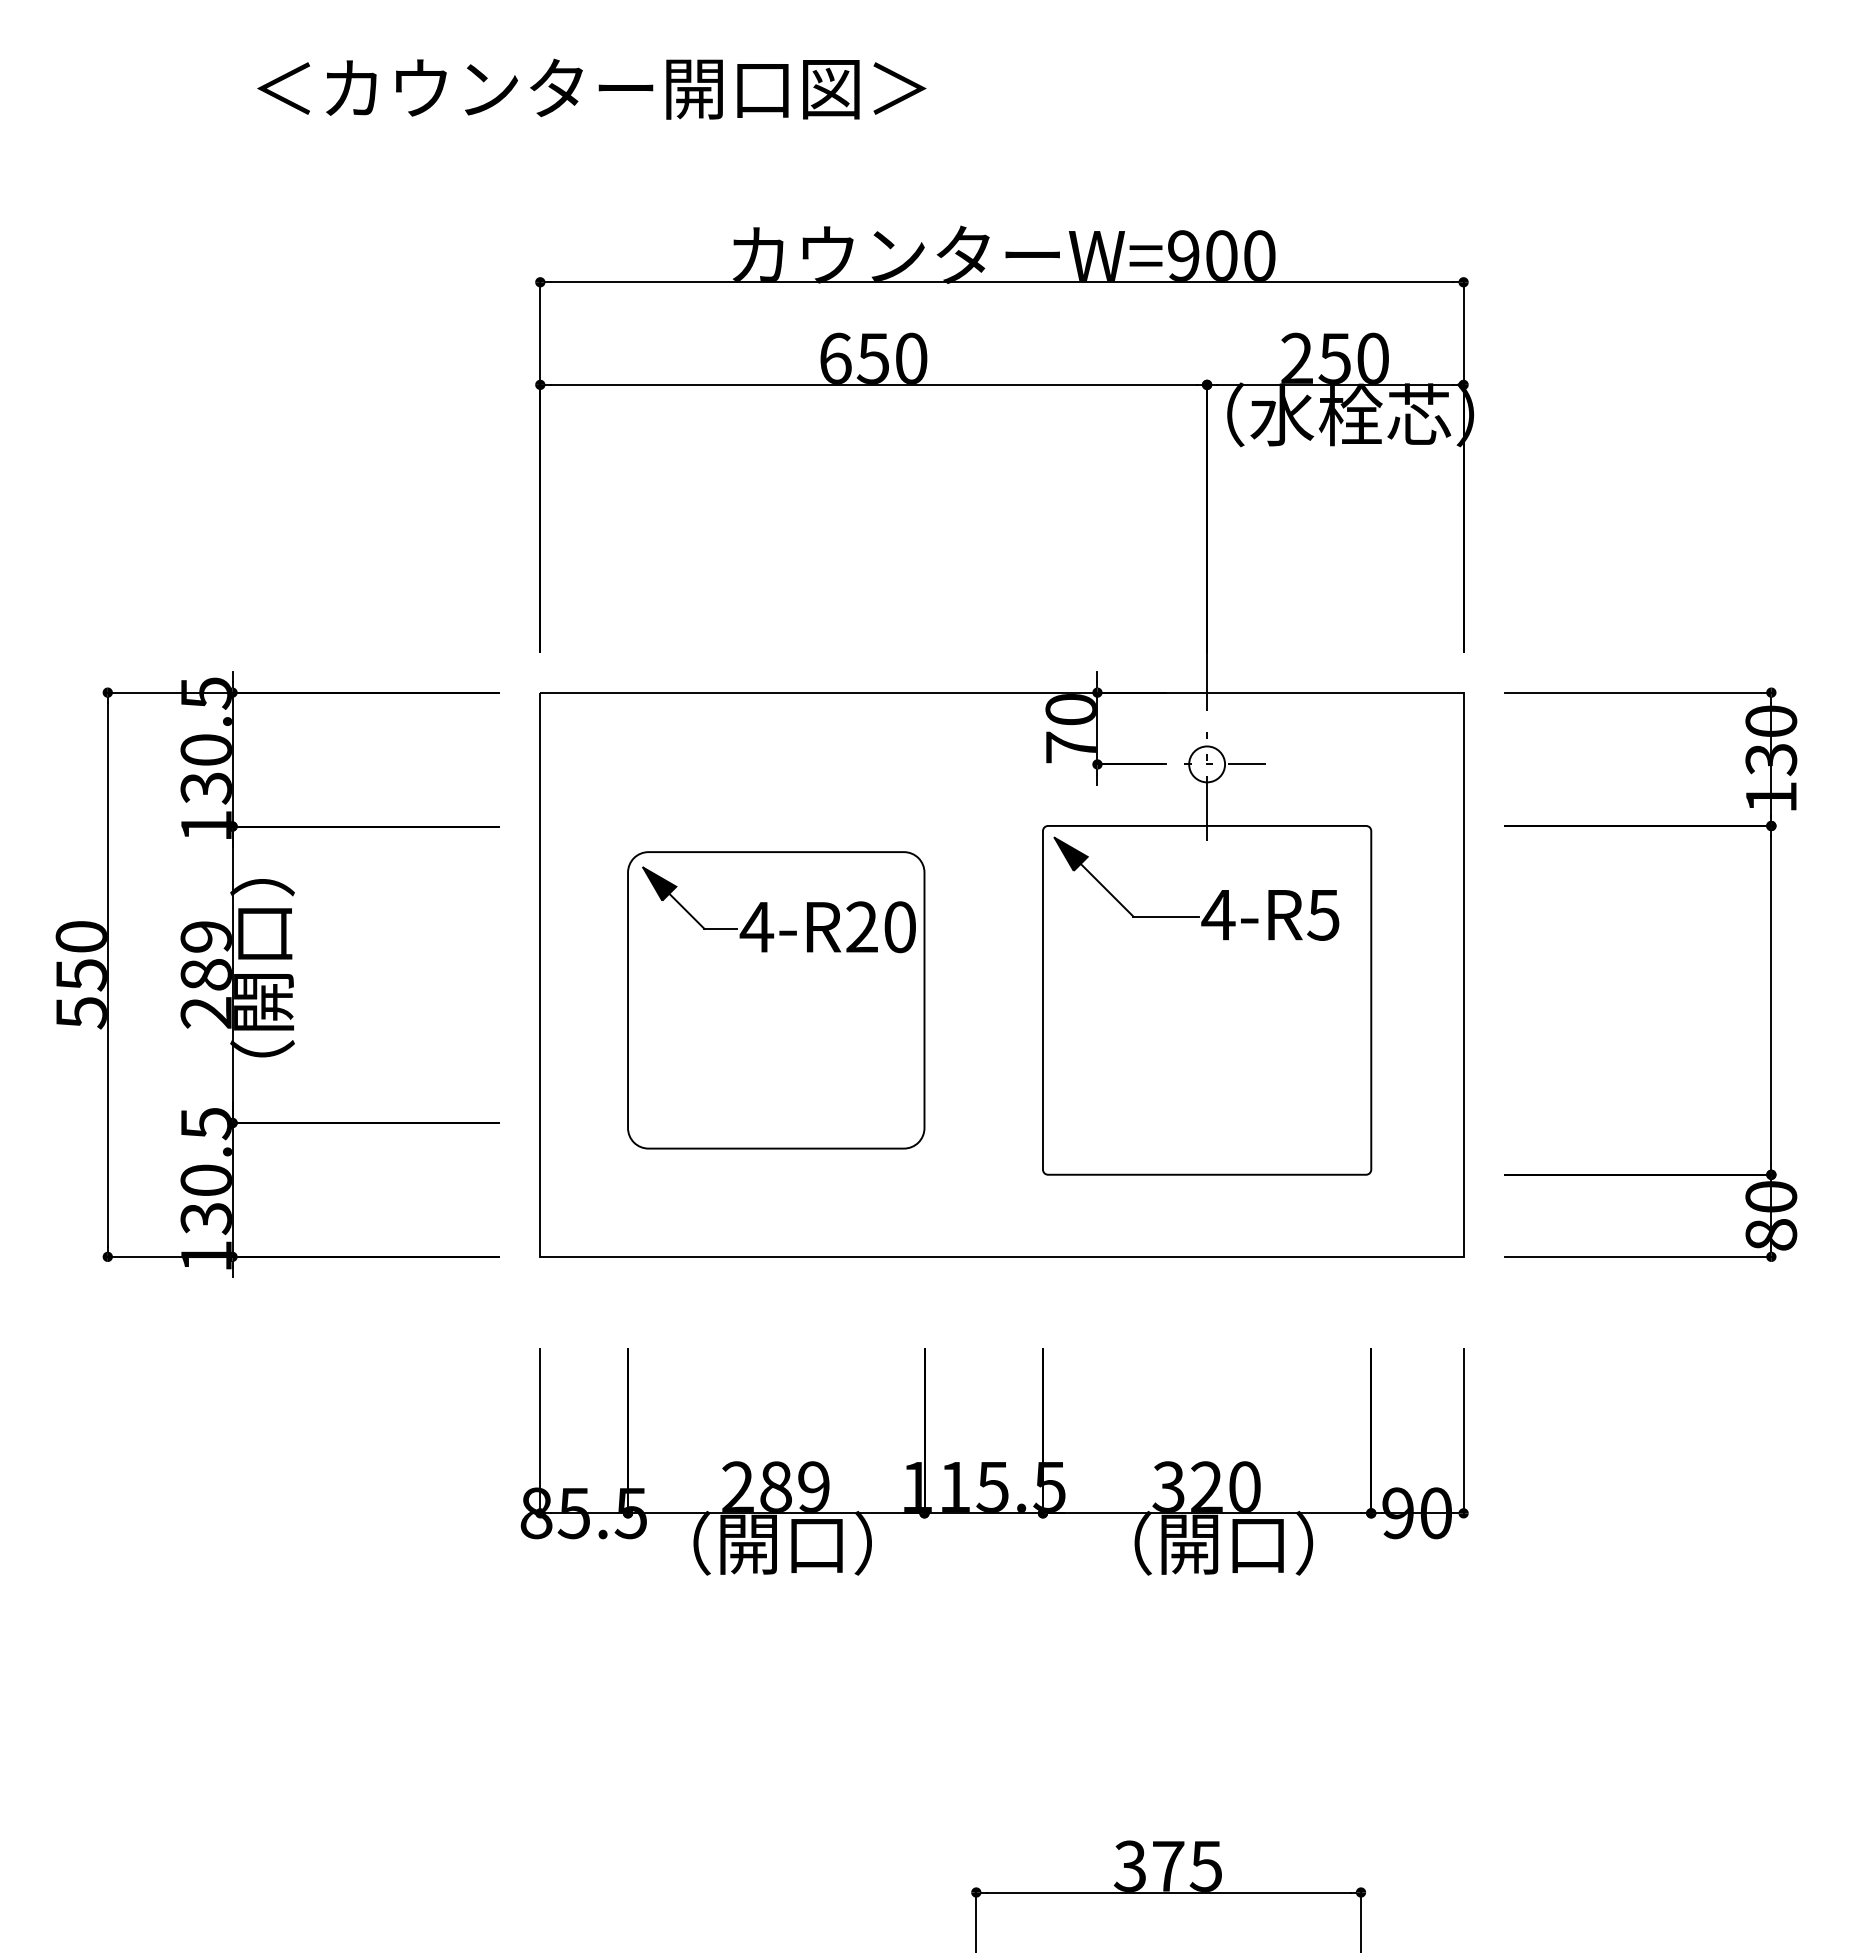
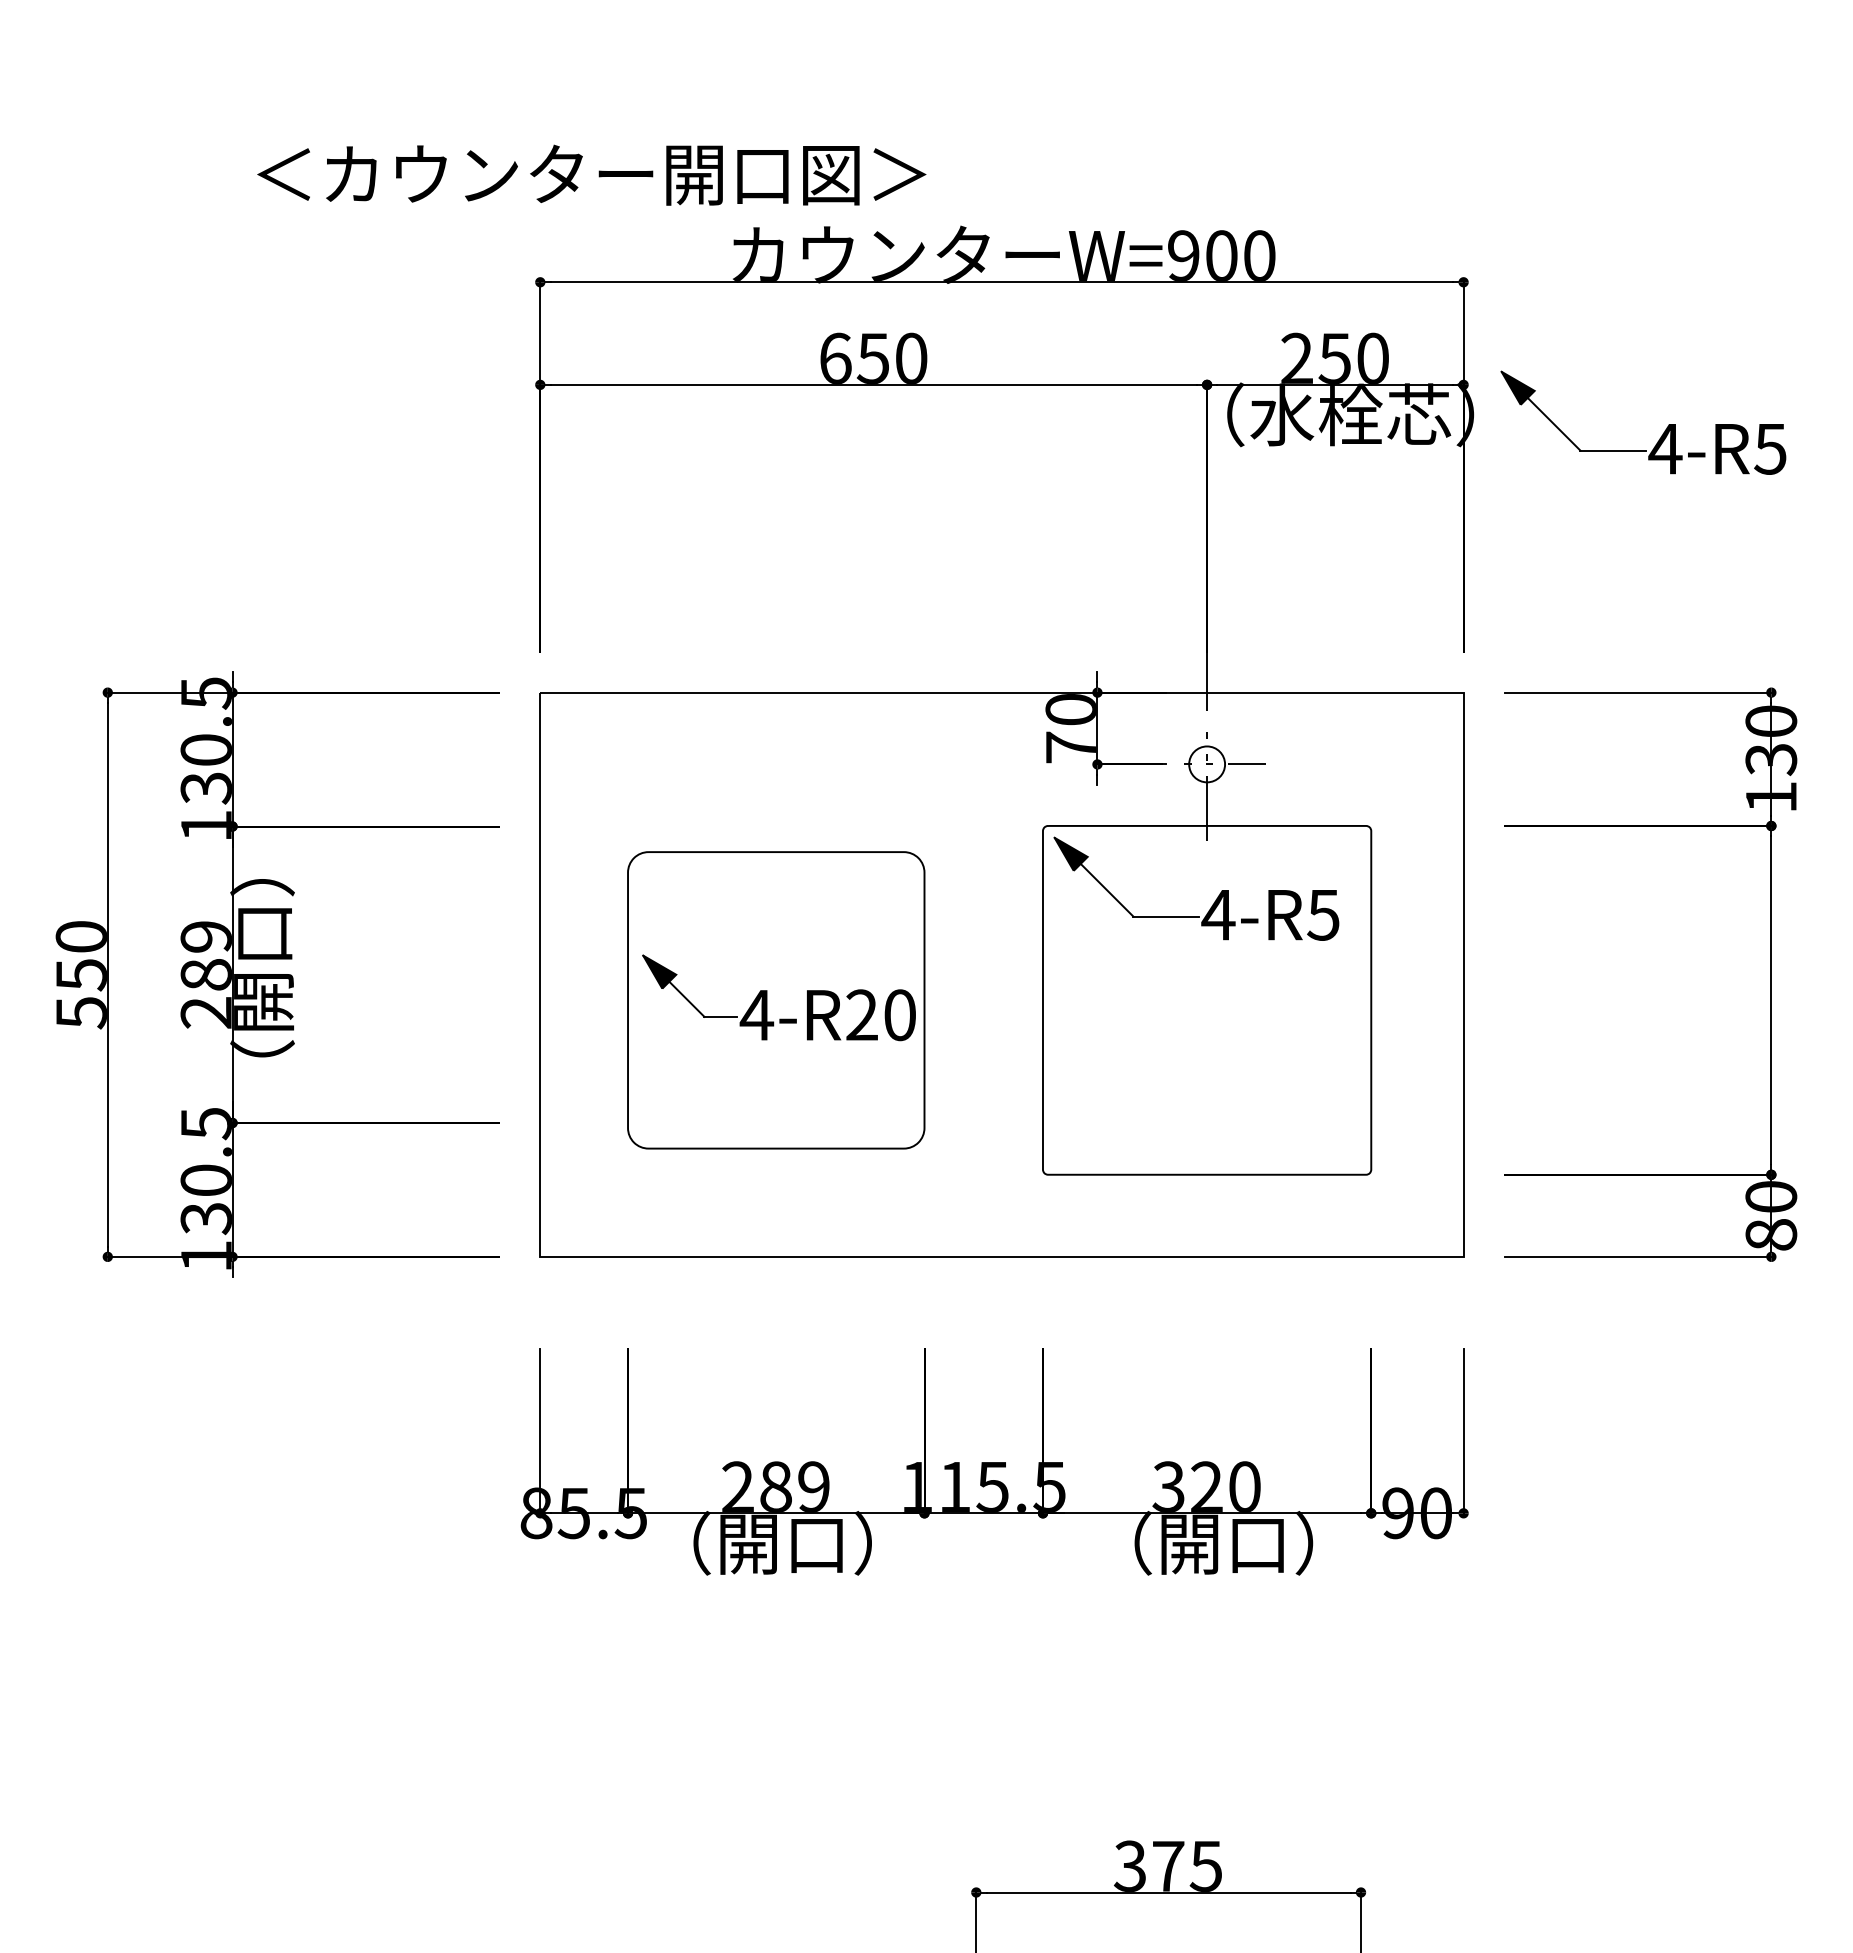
text position: (591, 88) -> (591, 174) (591, 174)
part: none -> present (1662, 433)
part position: (767, 909) -> (767, 997) (767, 997)
